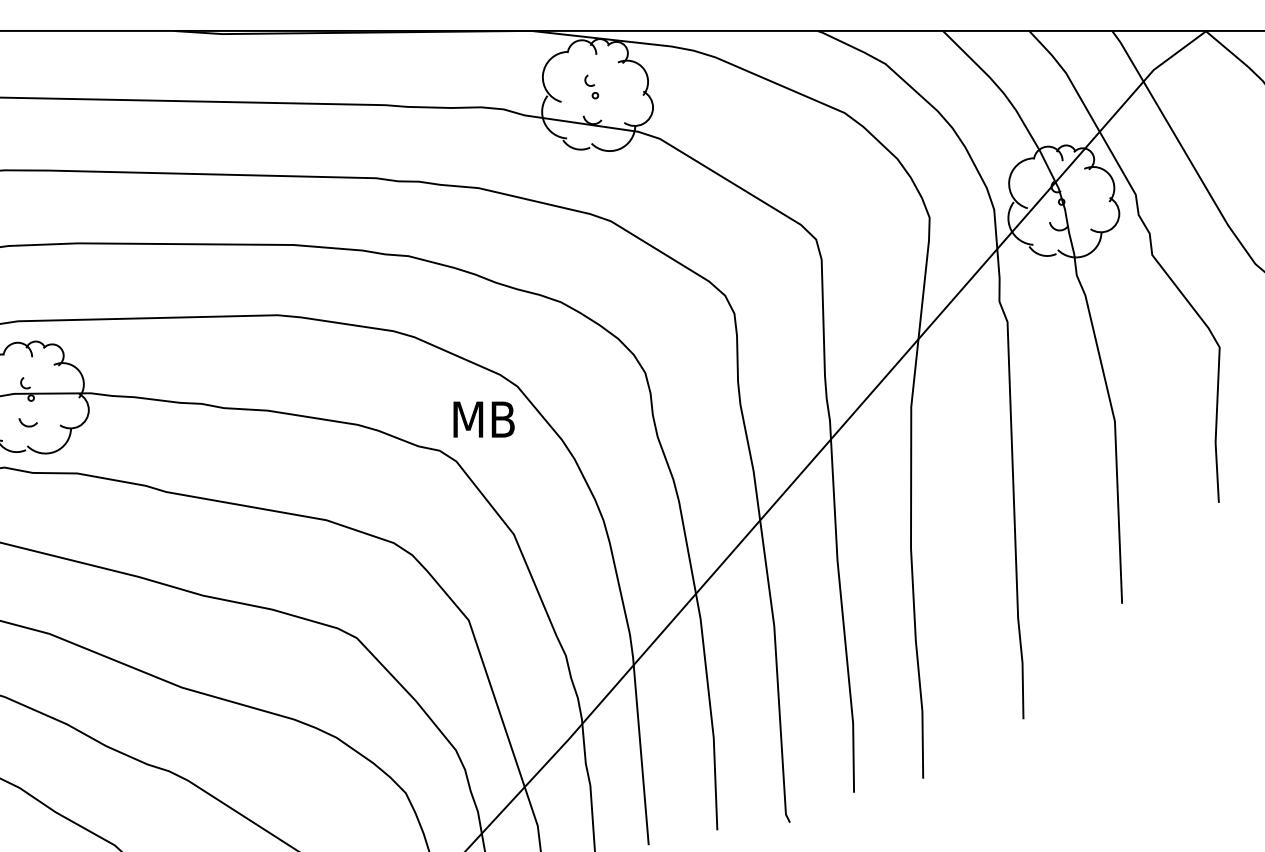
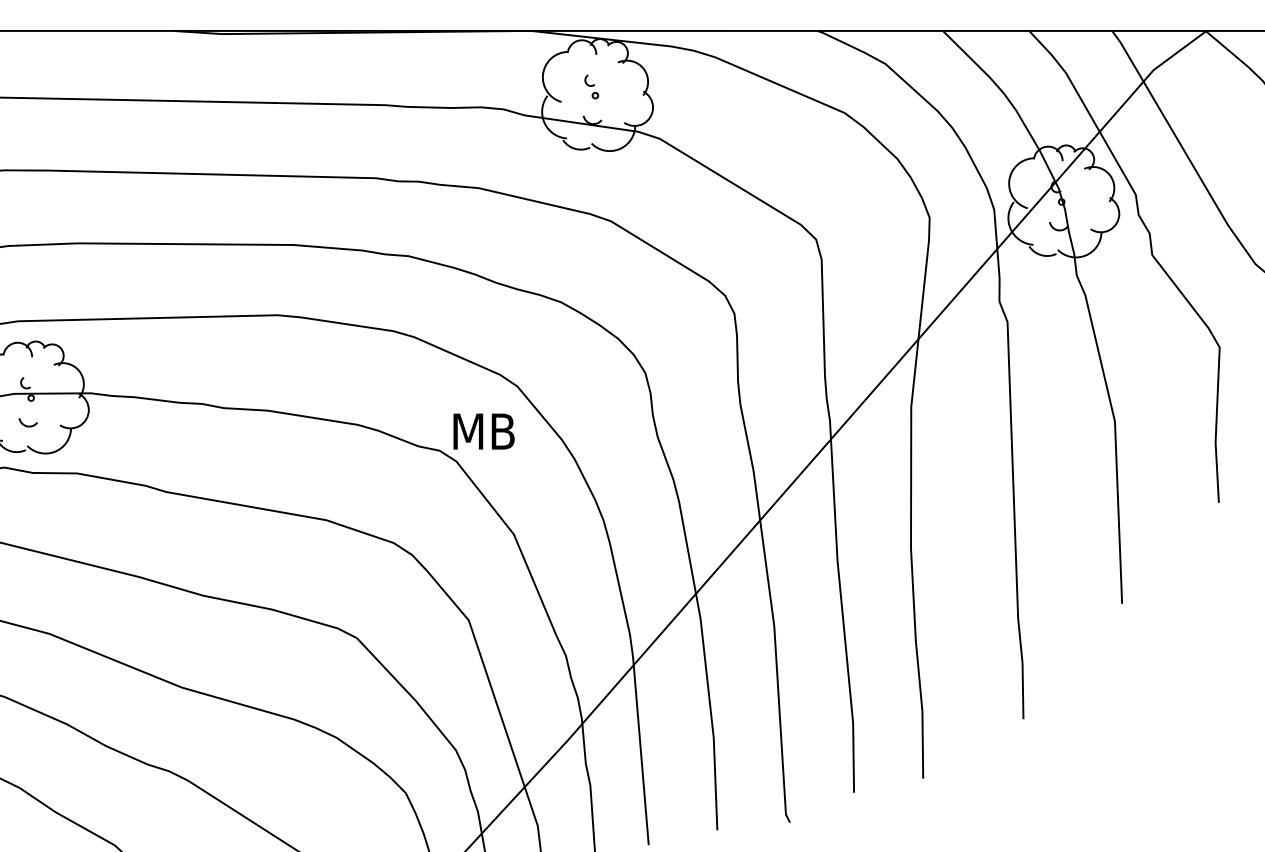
text position: (483, 419) -> (483, 431) (483, 431)
